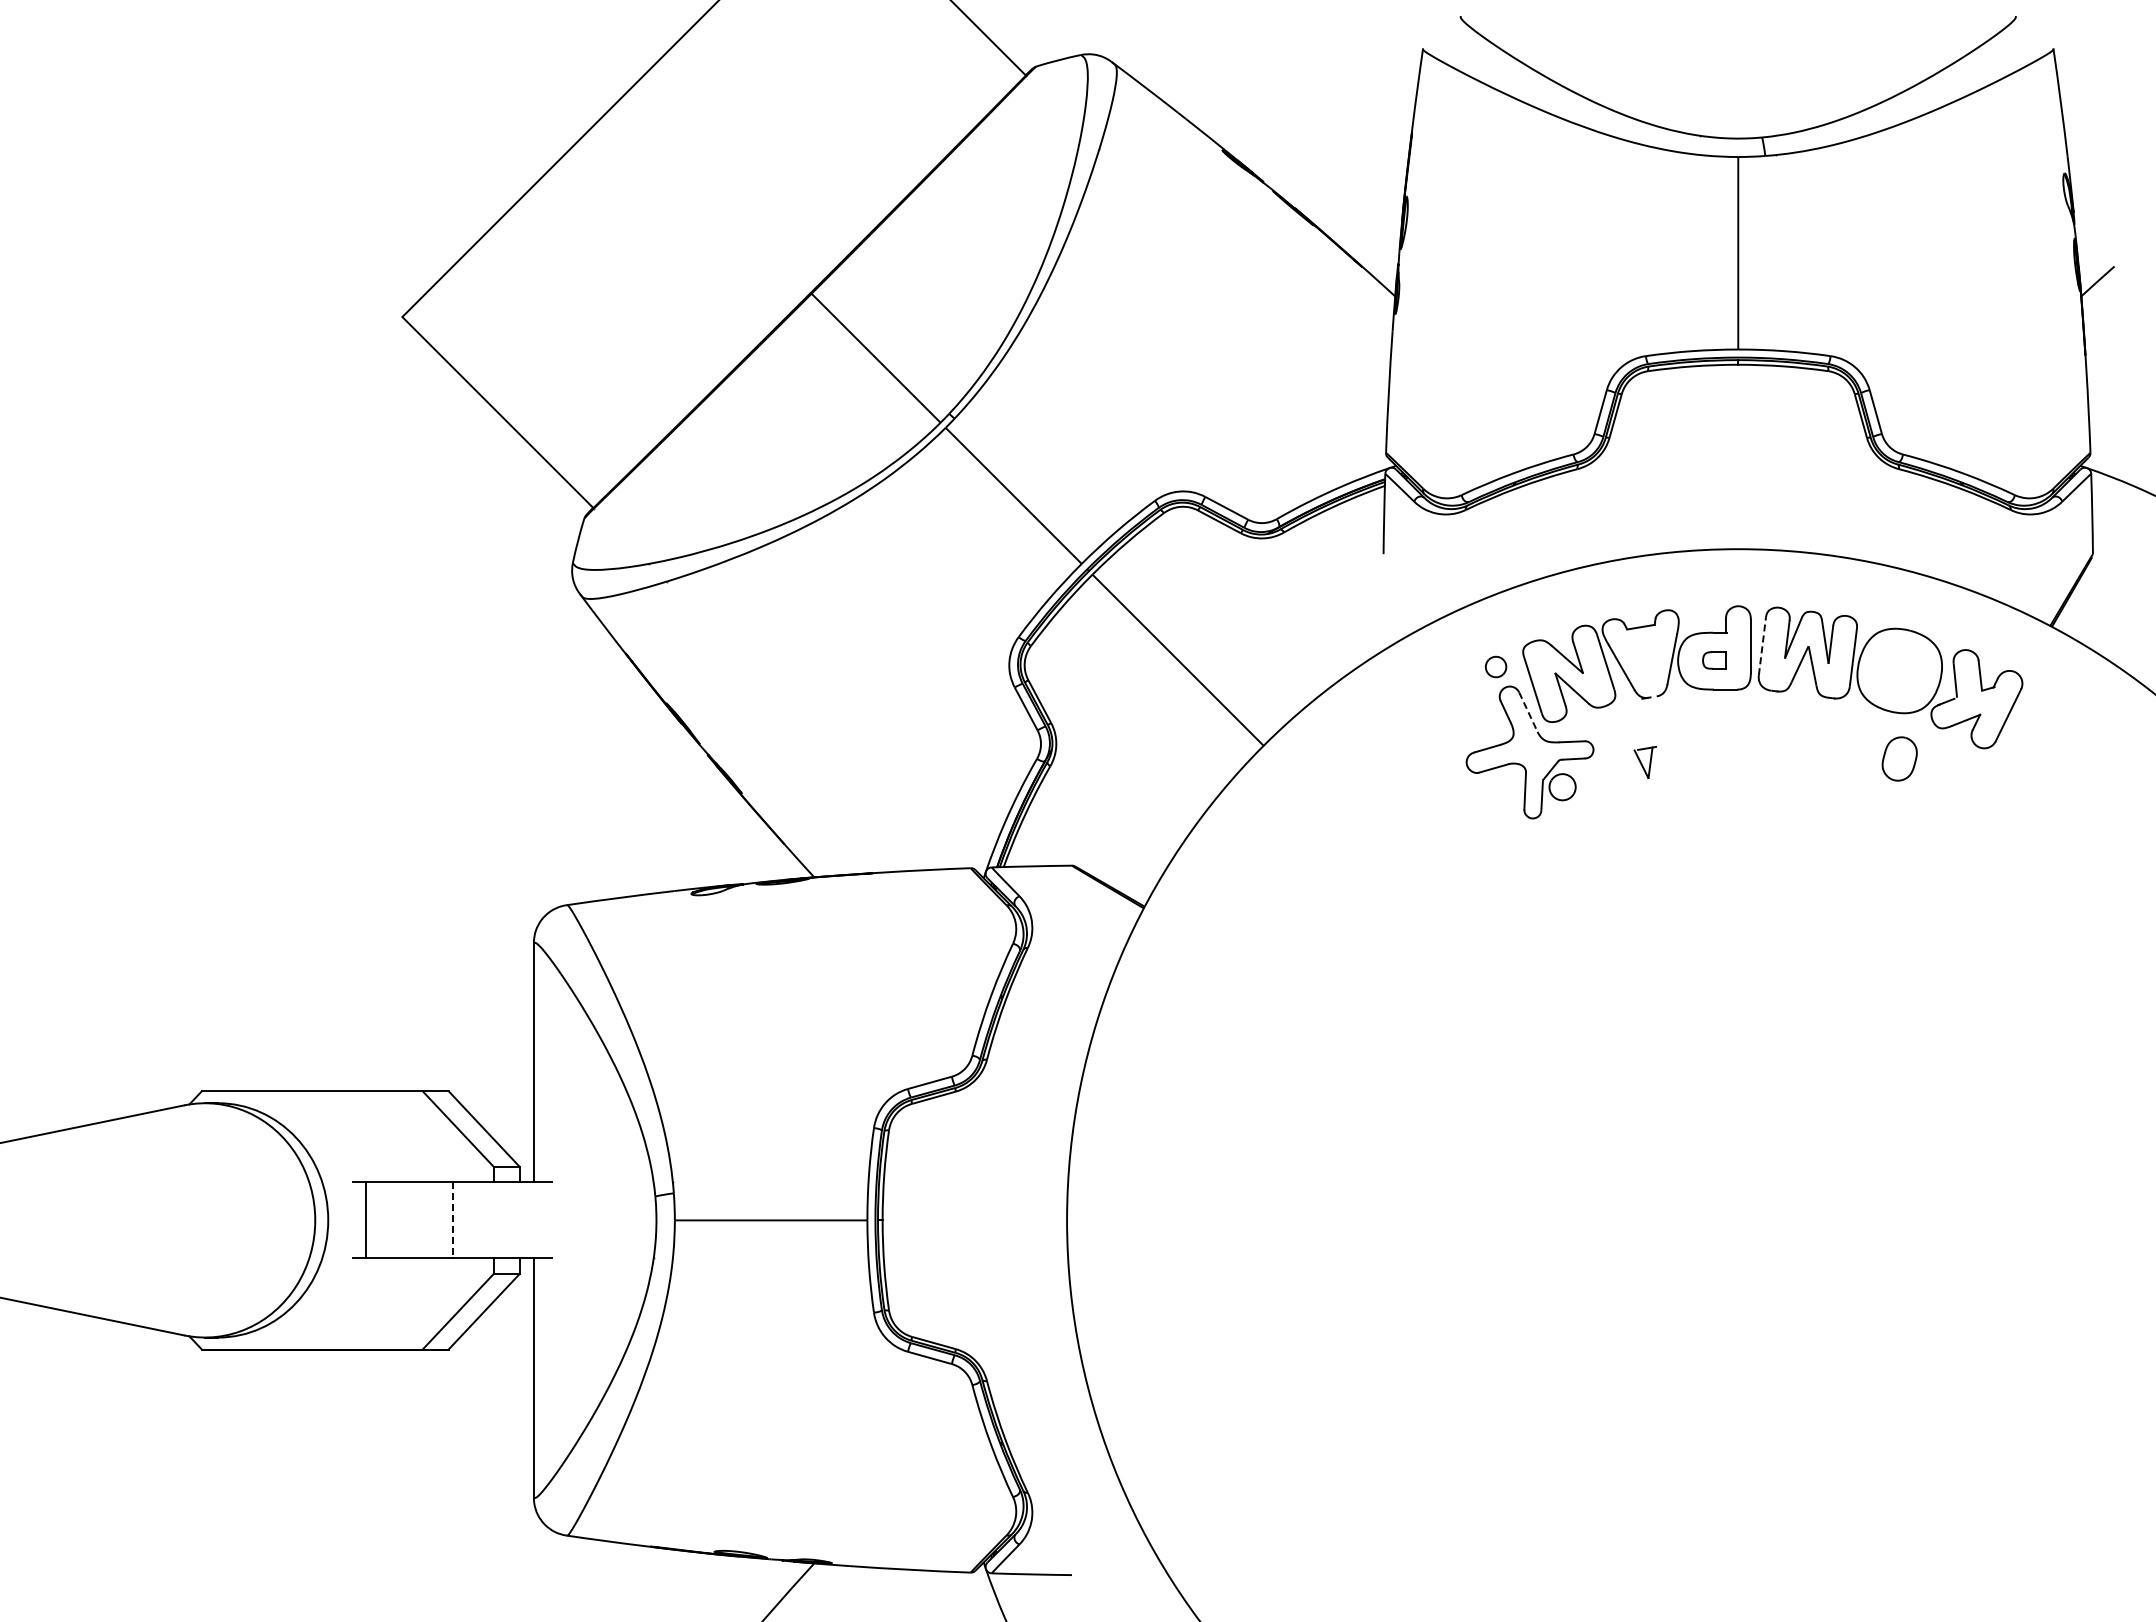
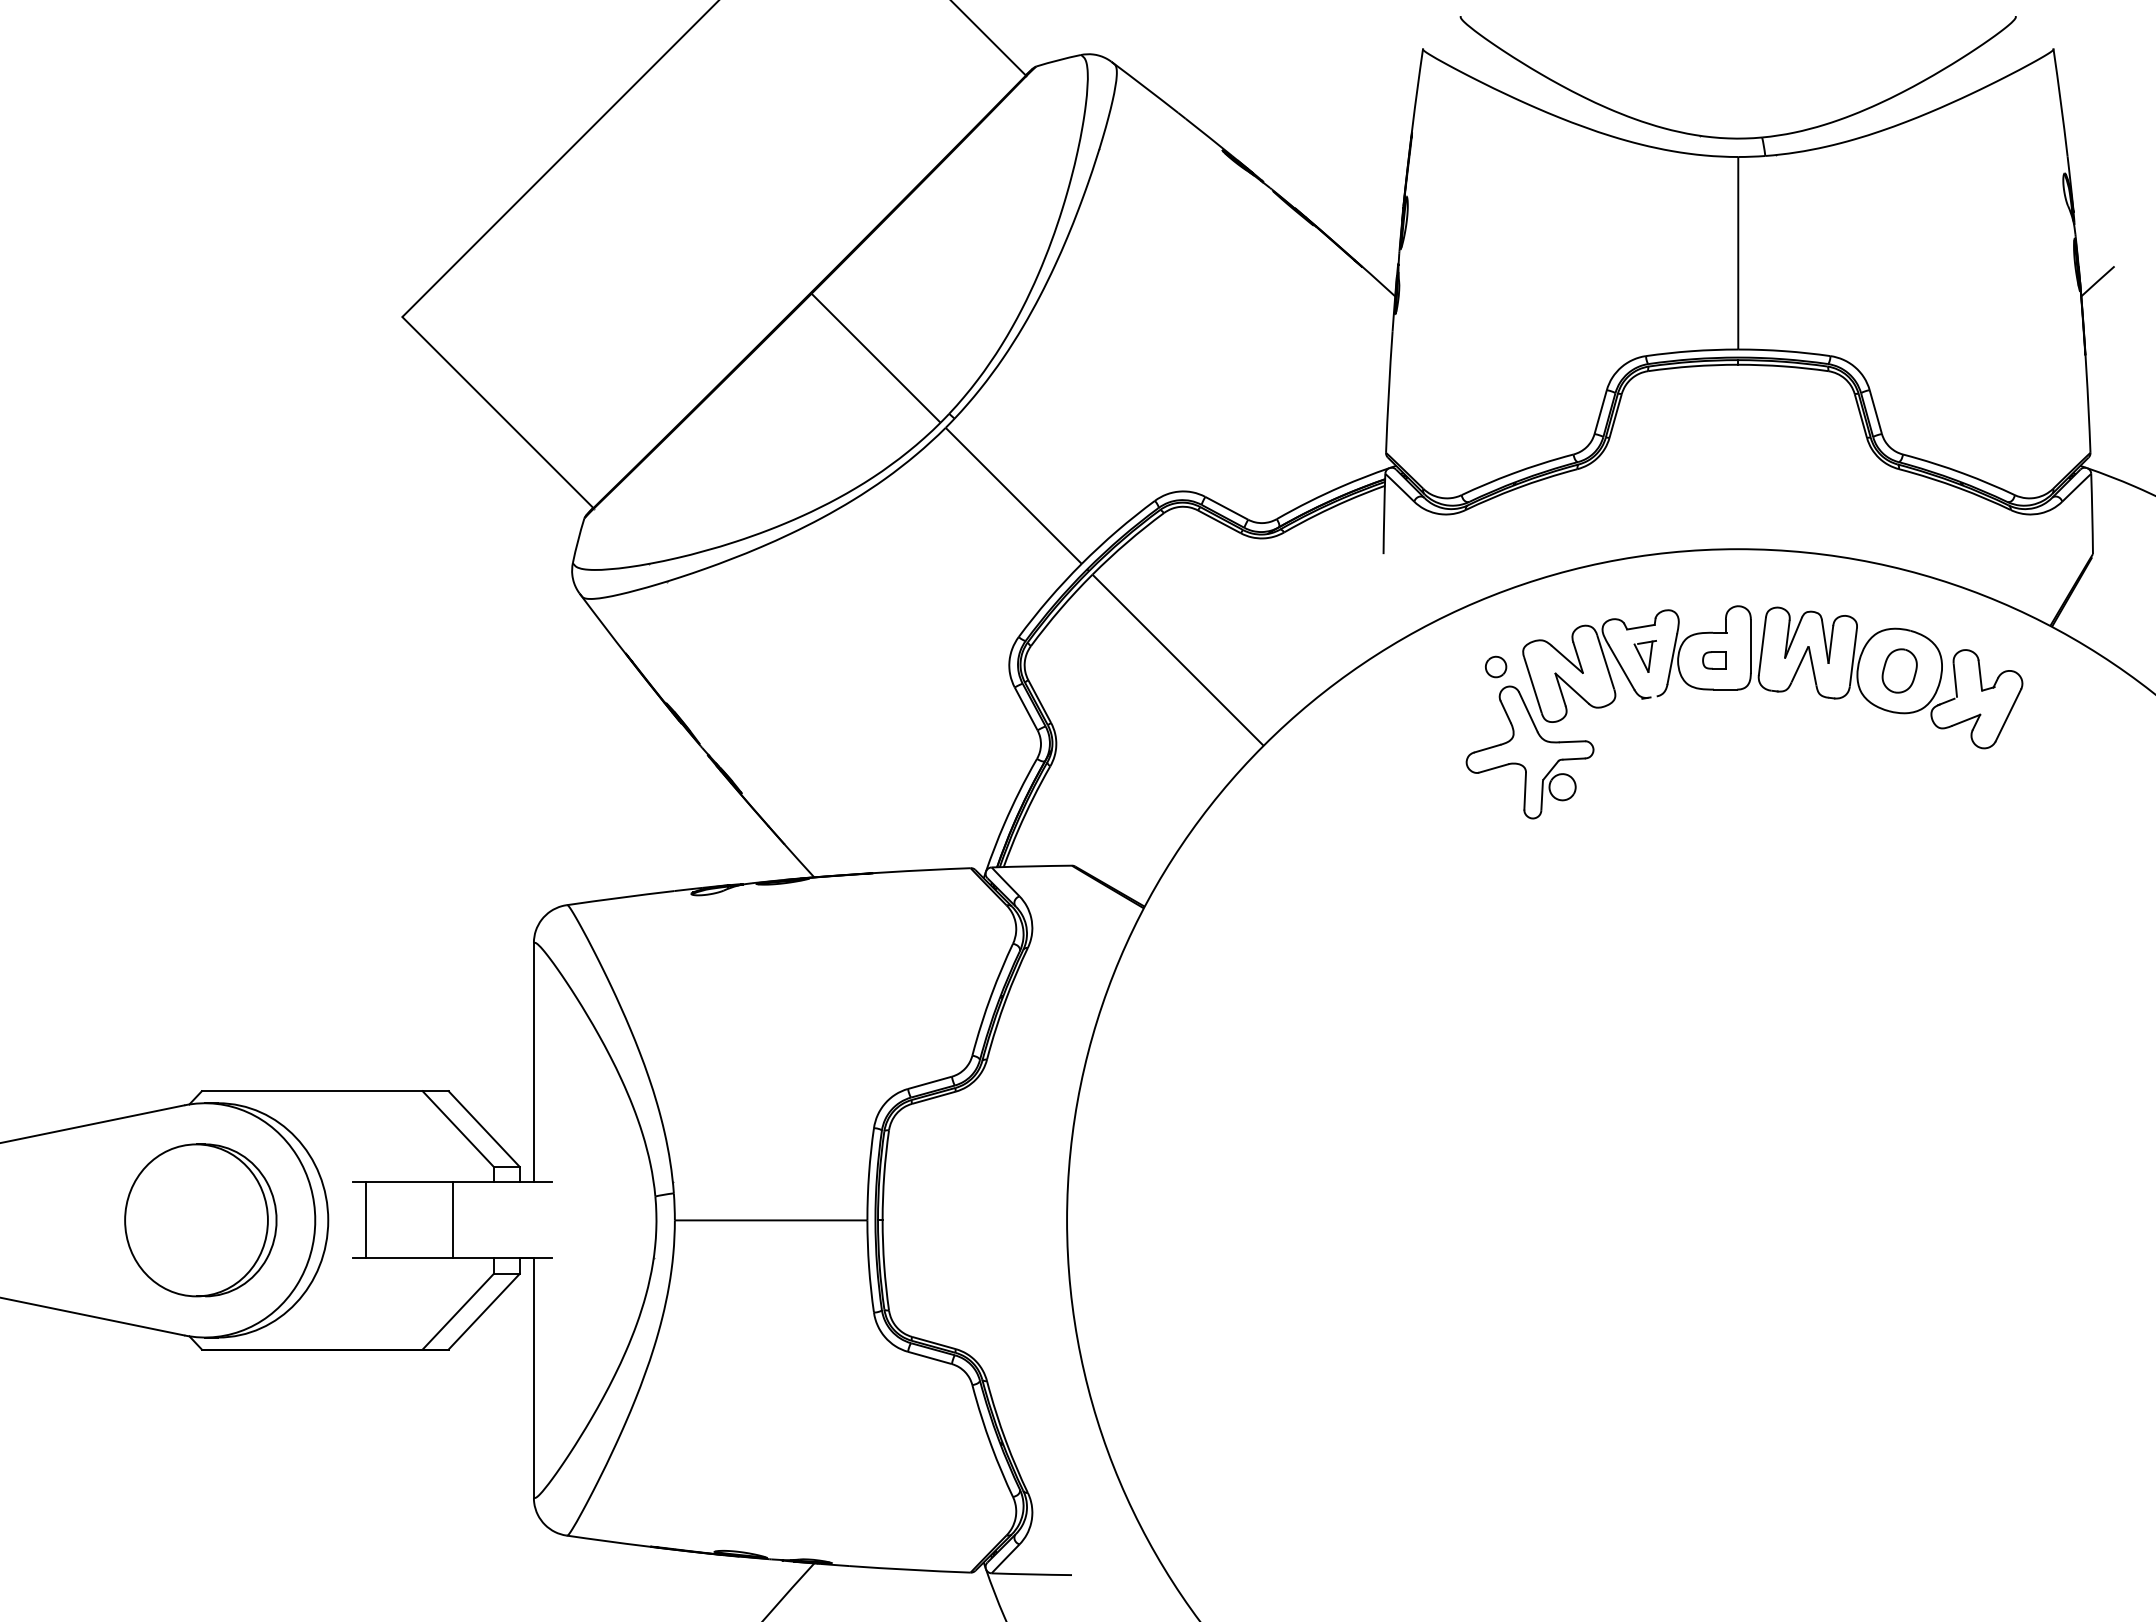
line: dashed -> solid (1762, 646)
line: dashed -> solid (1528, 712)
part position: (1899, 758) -> (1899, 670) (1899, 670)
part position: (1644, 762) -> (1644, 656) (1644, 656)
part: none -> present (200, 1220)
line: dashed -> solid (453, 1220)
